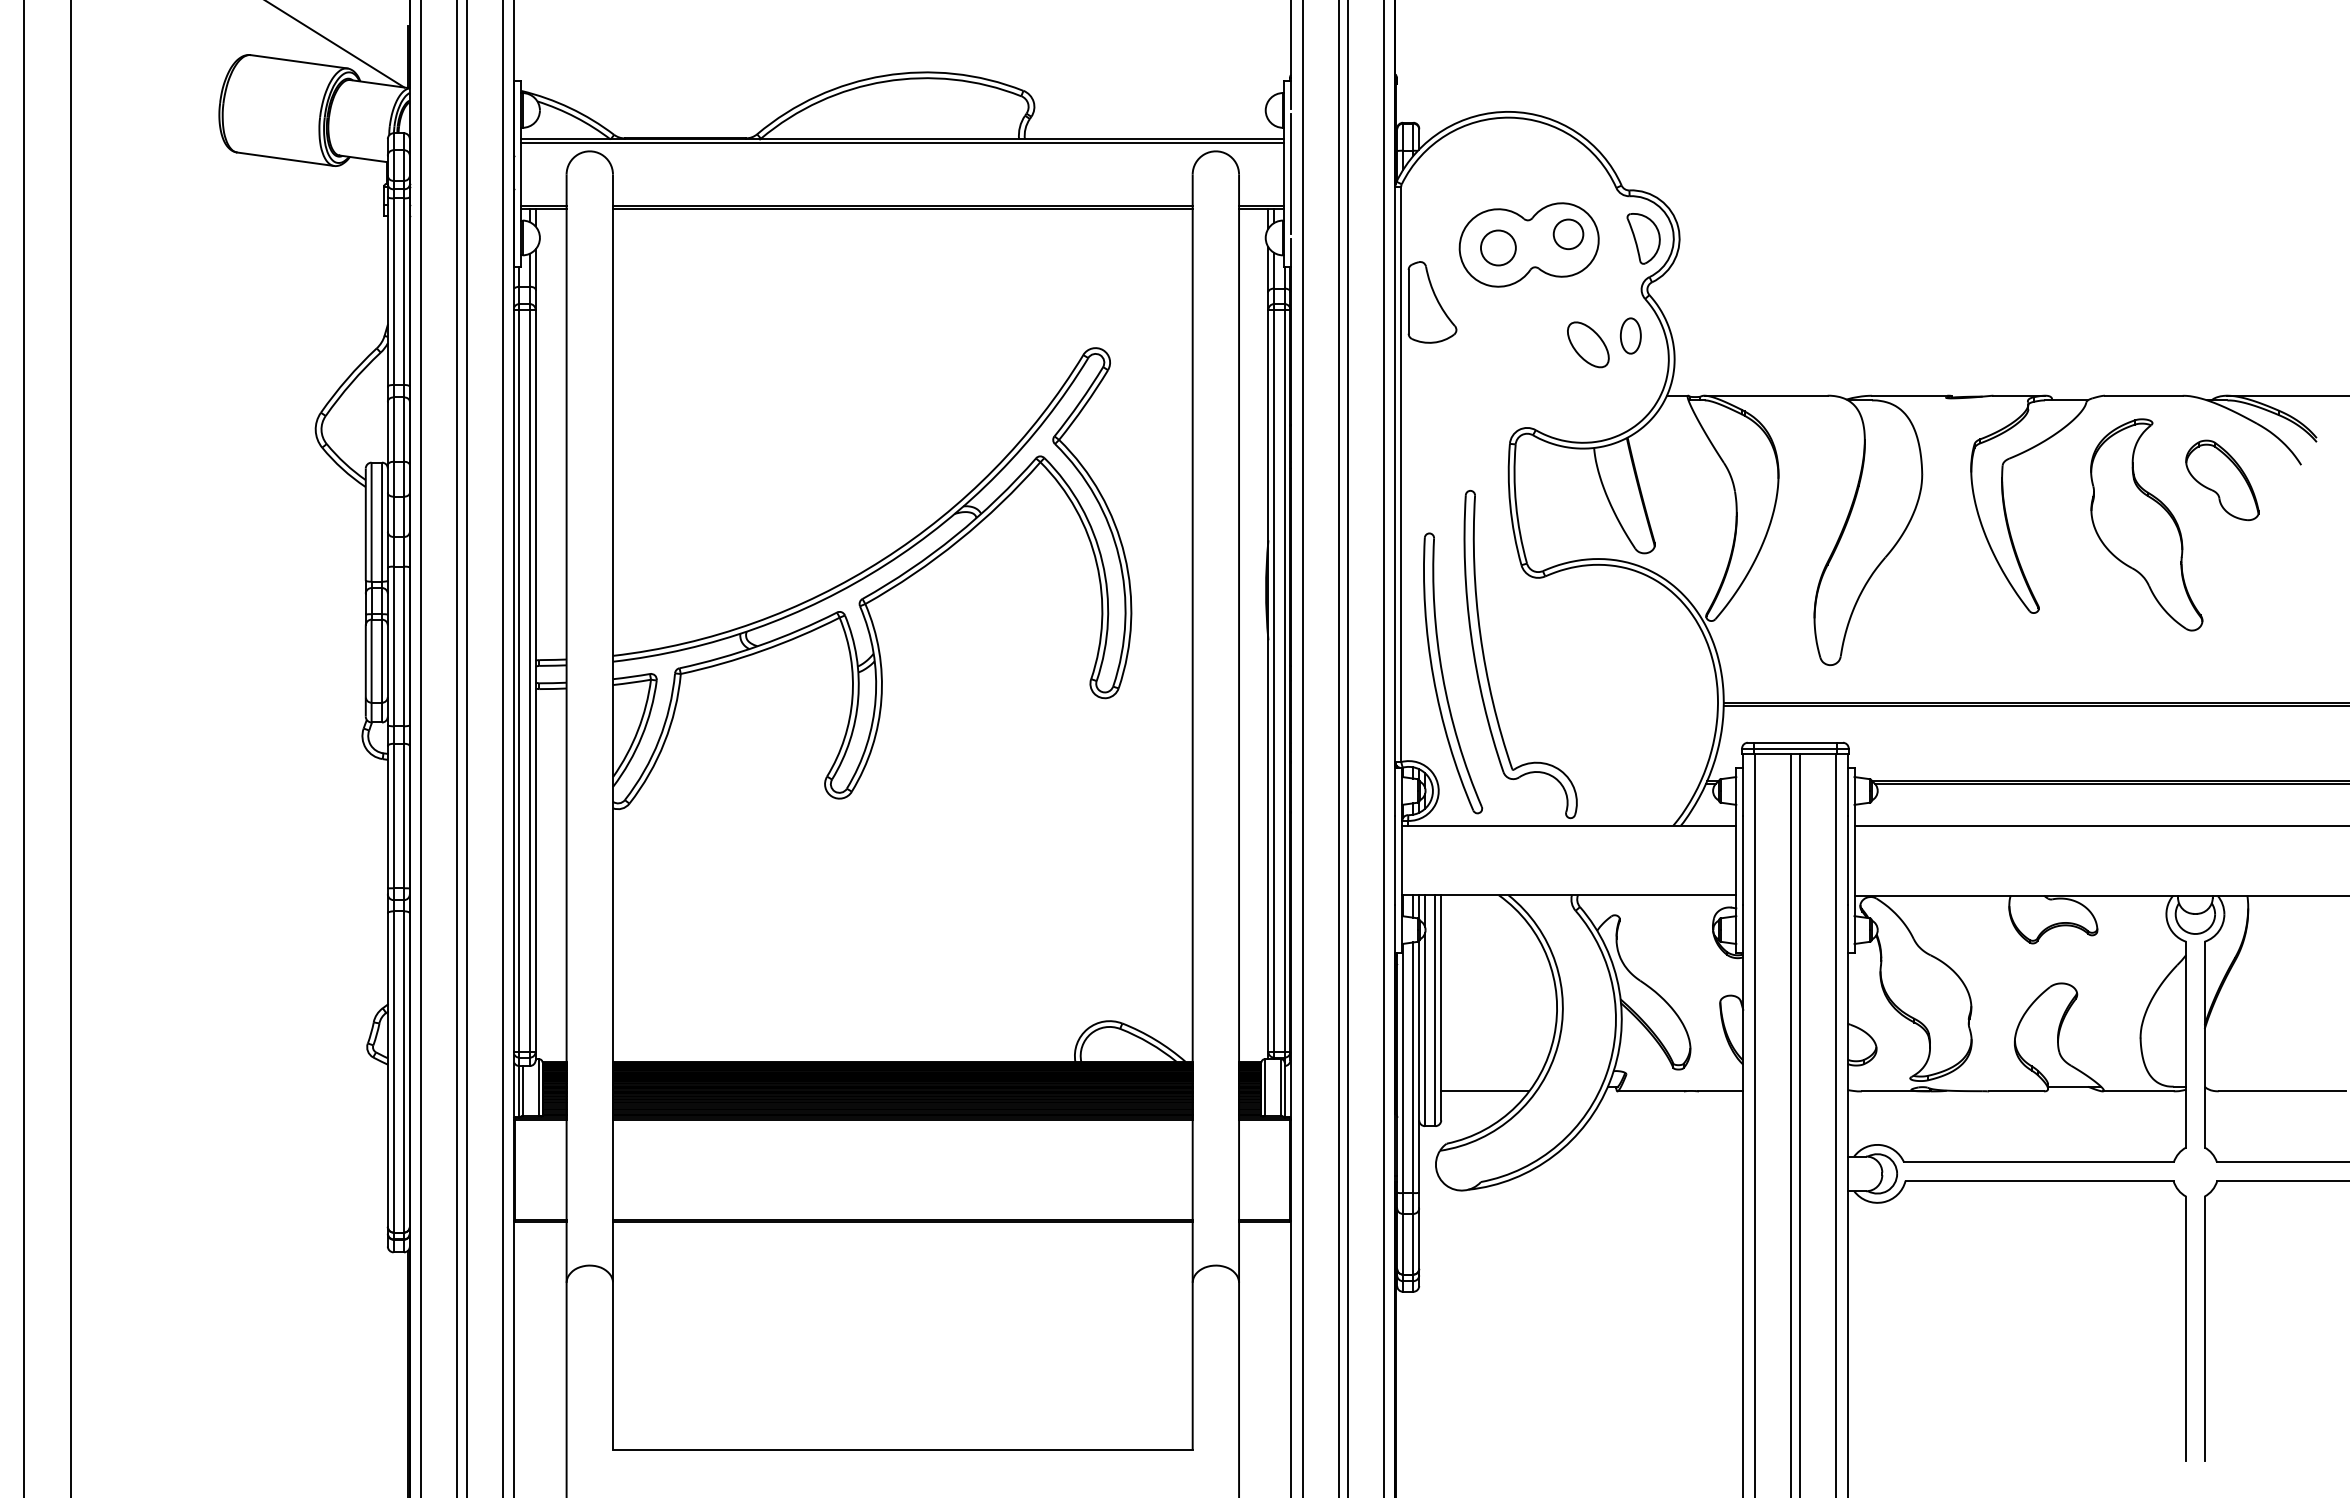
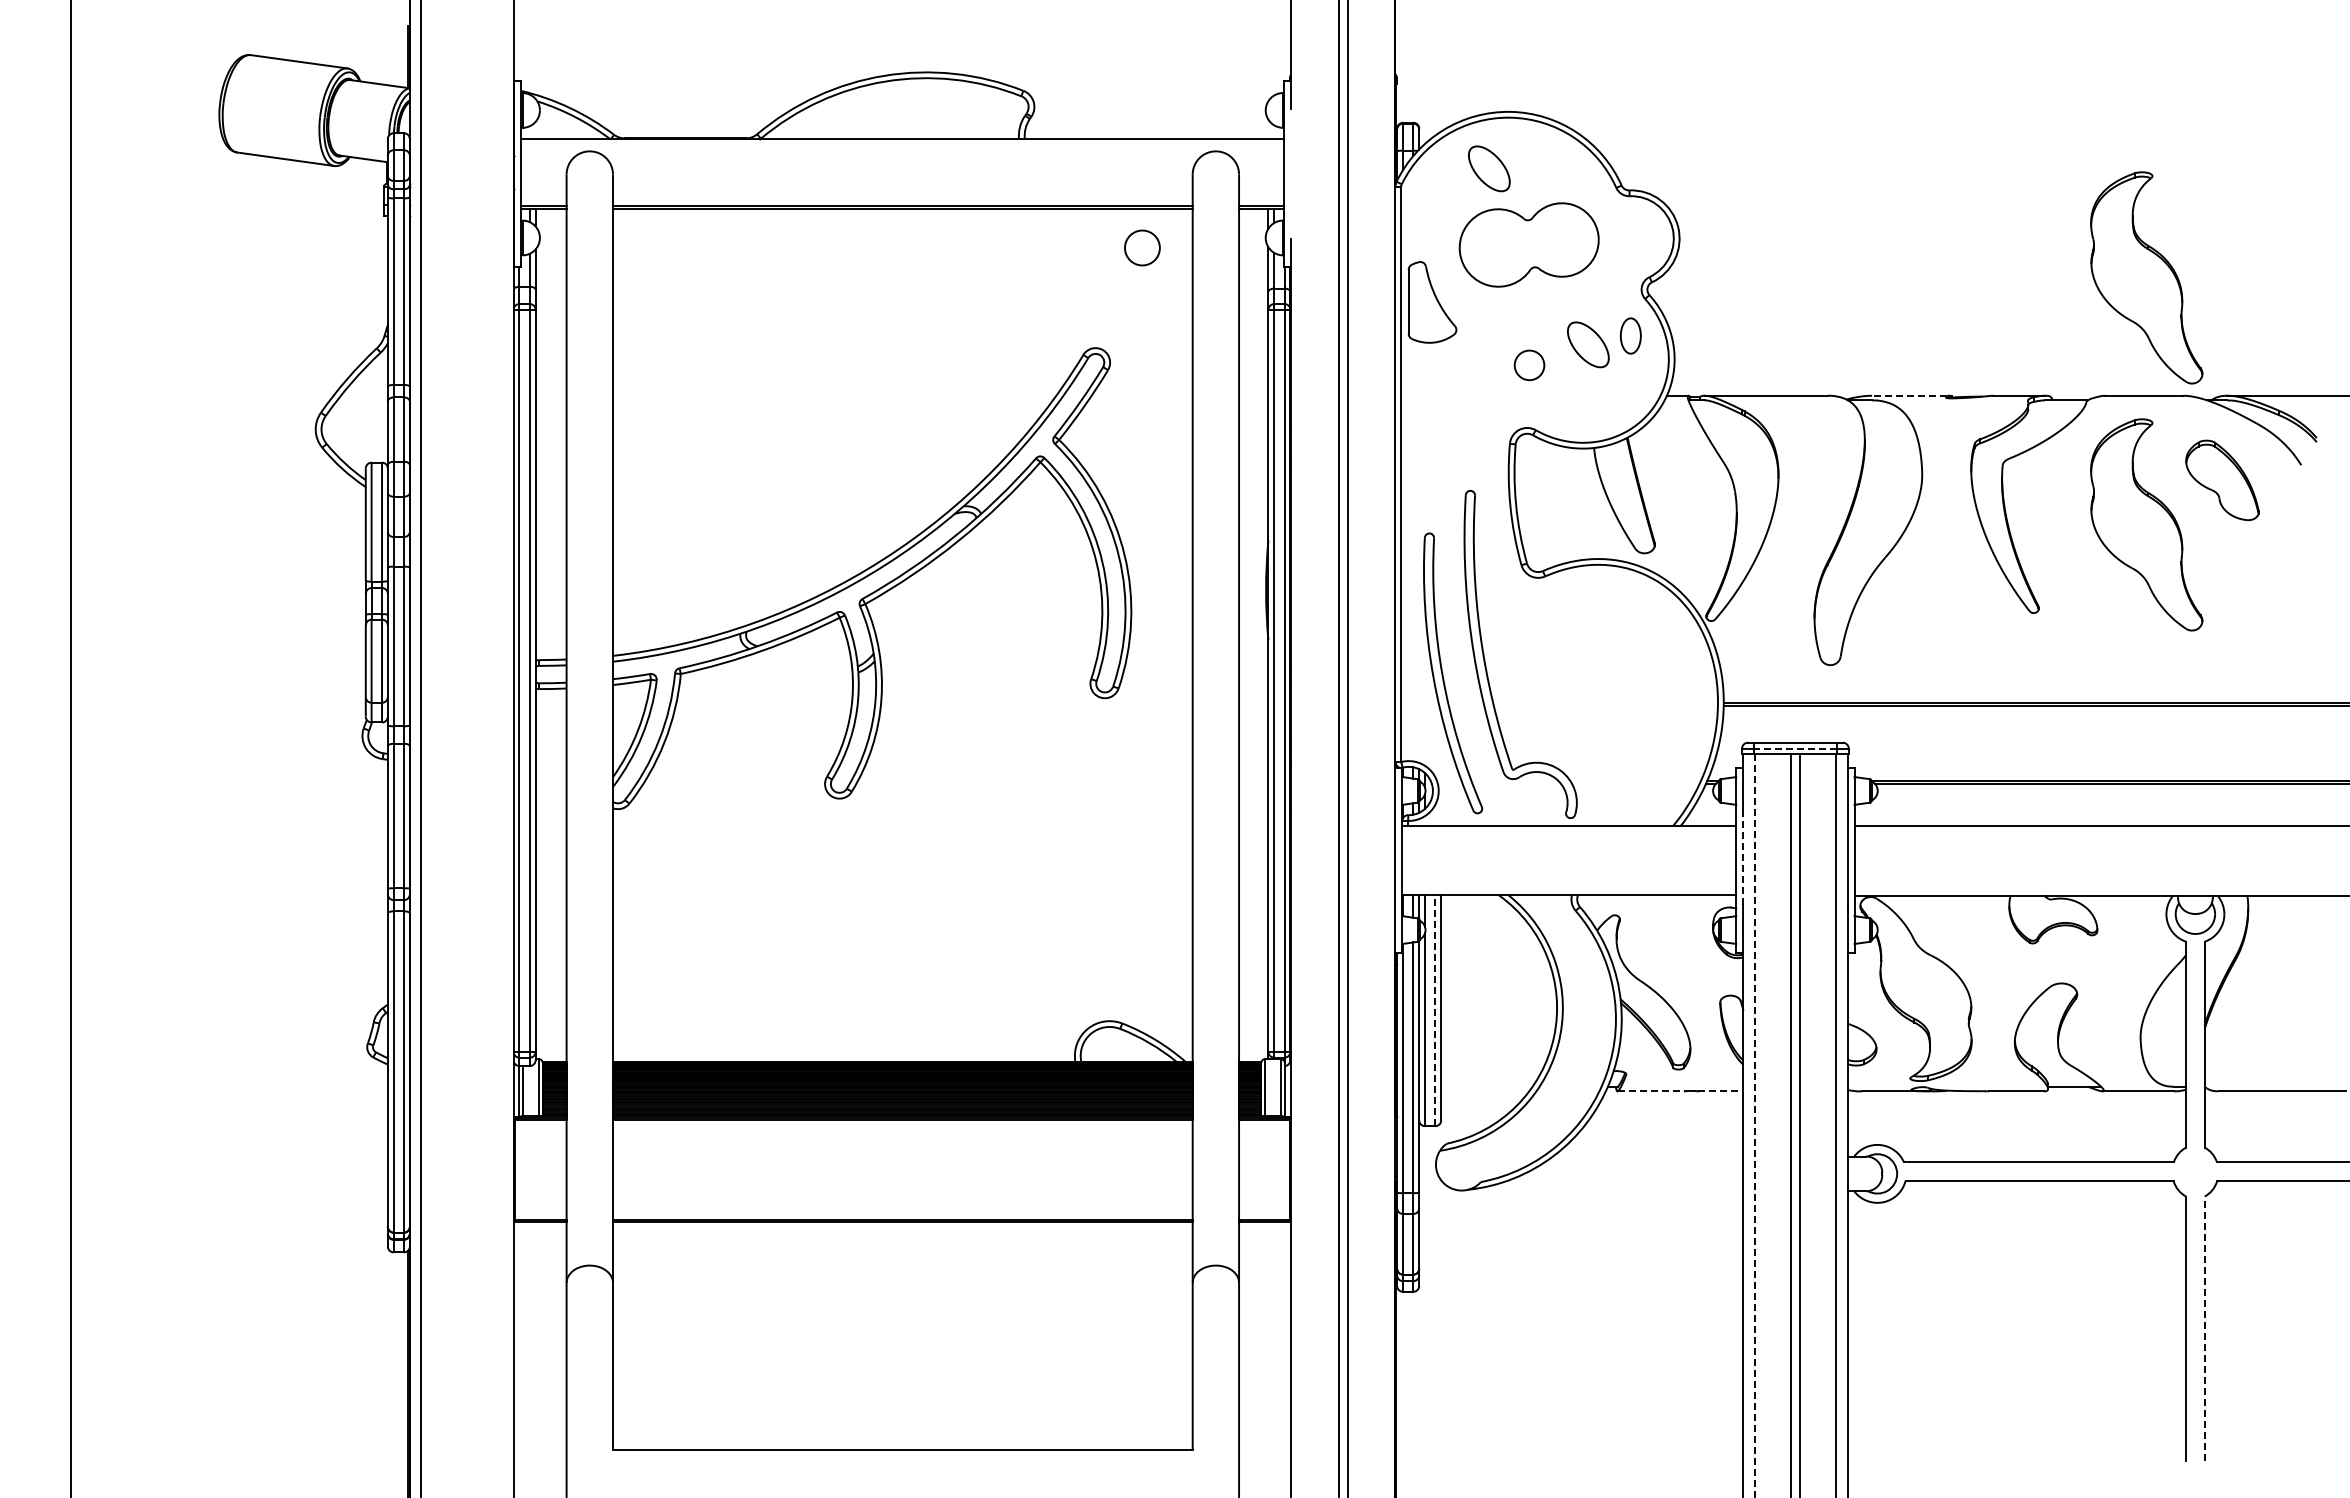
line: present -> none (335, 44)
line: present -> none (902, 142)
part: none -> present (1489, 168)
line: present -> none (1291, 174)
circle position: (1568, 234) -> (1529, 365) (1529, 365)
part: present -> none (1643, 238)
circle position: (1498, 247) -> (1142, 247) (1142, 247)
part: none -> present (2146, 277)
line: solid -> dashed (1909, 395)
line: present -> none (24, 748)
line: present -> none (457, 748)
line: present -> none (466, 748)
line: present -> none (502, 748)
line: present -> none (1302, 748)
line: present -> none (1383, 748)
line: solid -> dashed (1795, 748)
line: solid -> dashed (1743, 860)
line: solid -> dashed (1435, 1010)
line: present -> none (1485, 1091)
line: solid -> dashed (1651, 1091)
line: solid -> dashed (1720, 1091)
line: solid -> dashed (1754, 1126)
line: solid -> dashed (2204, 1328)
